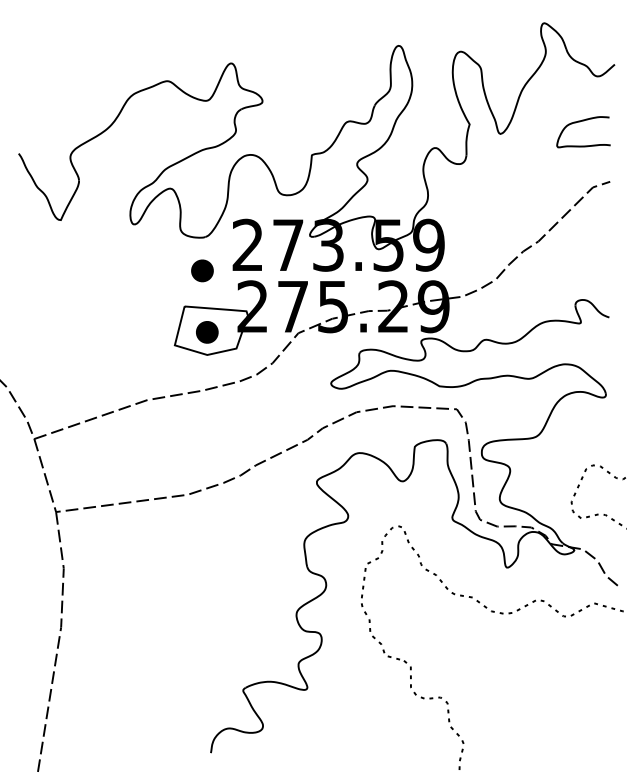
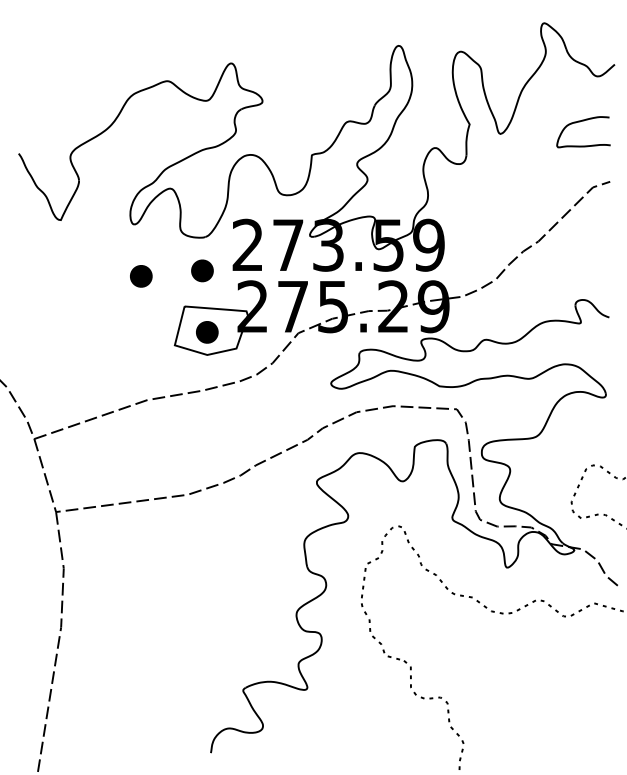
part: none -> present (141, 276)
